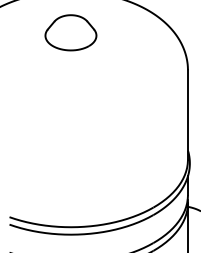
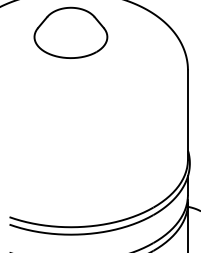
part size: 54x38 px -> 76x53 px (70, 32)
